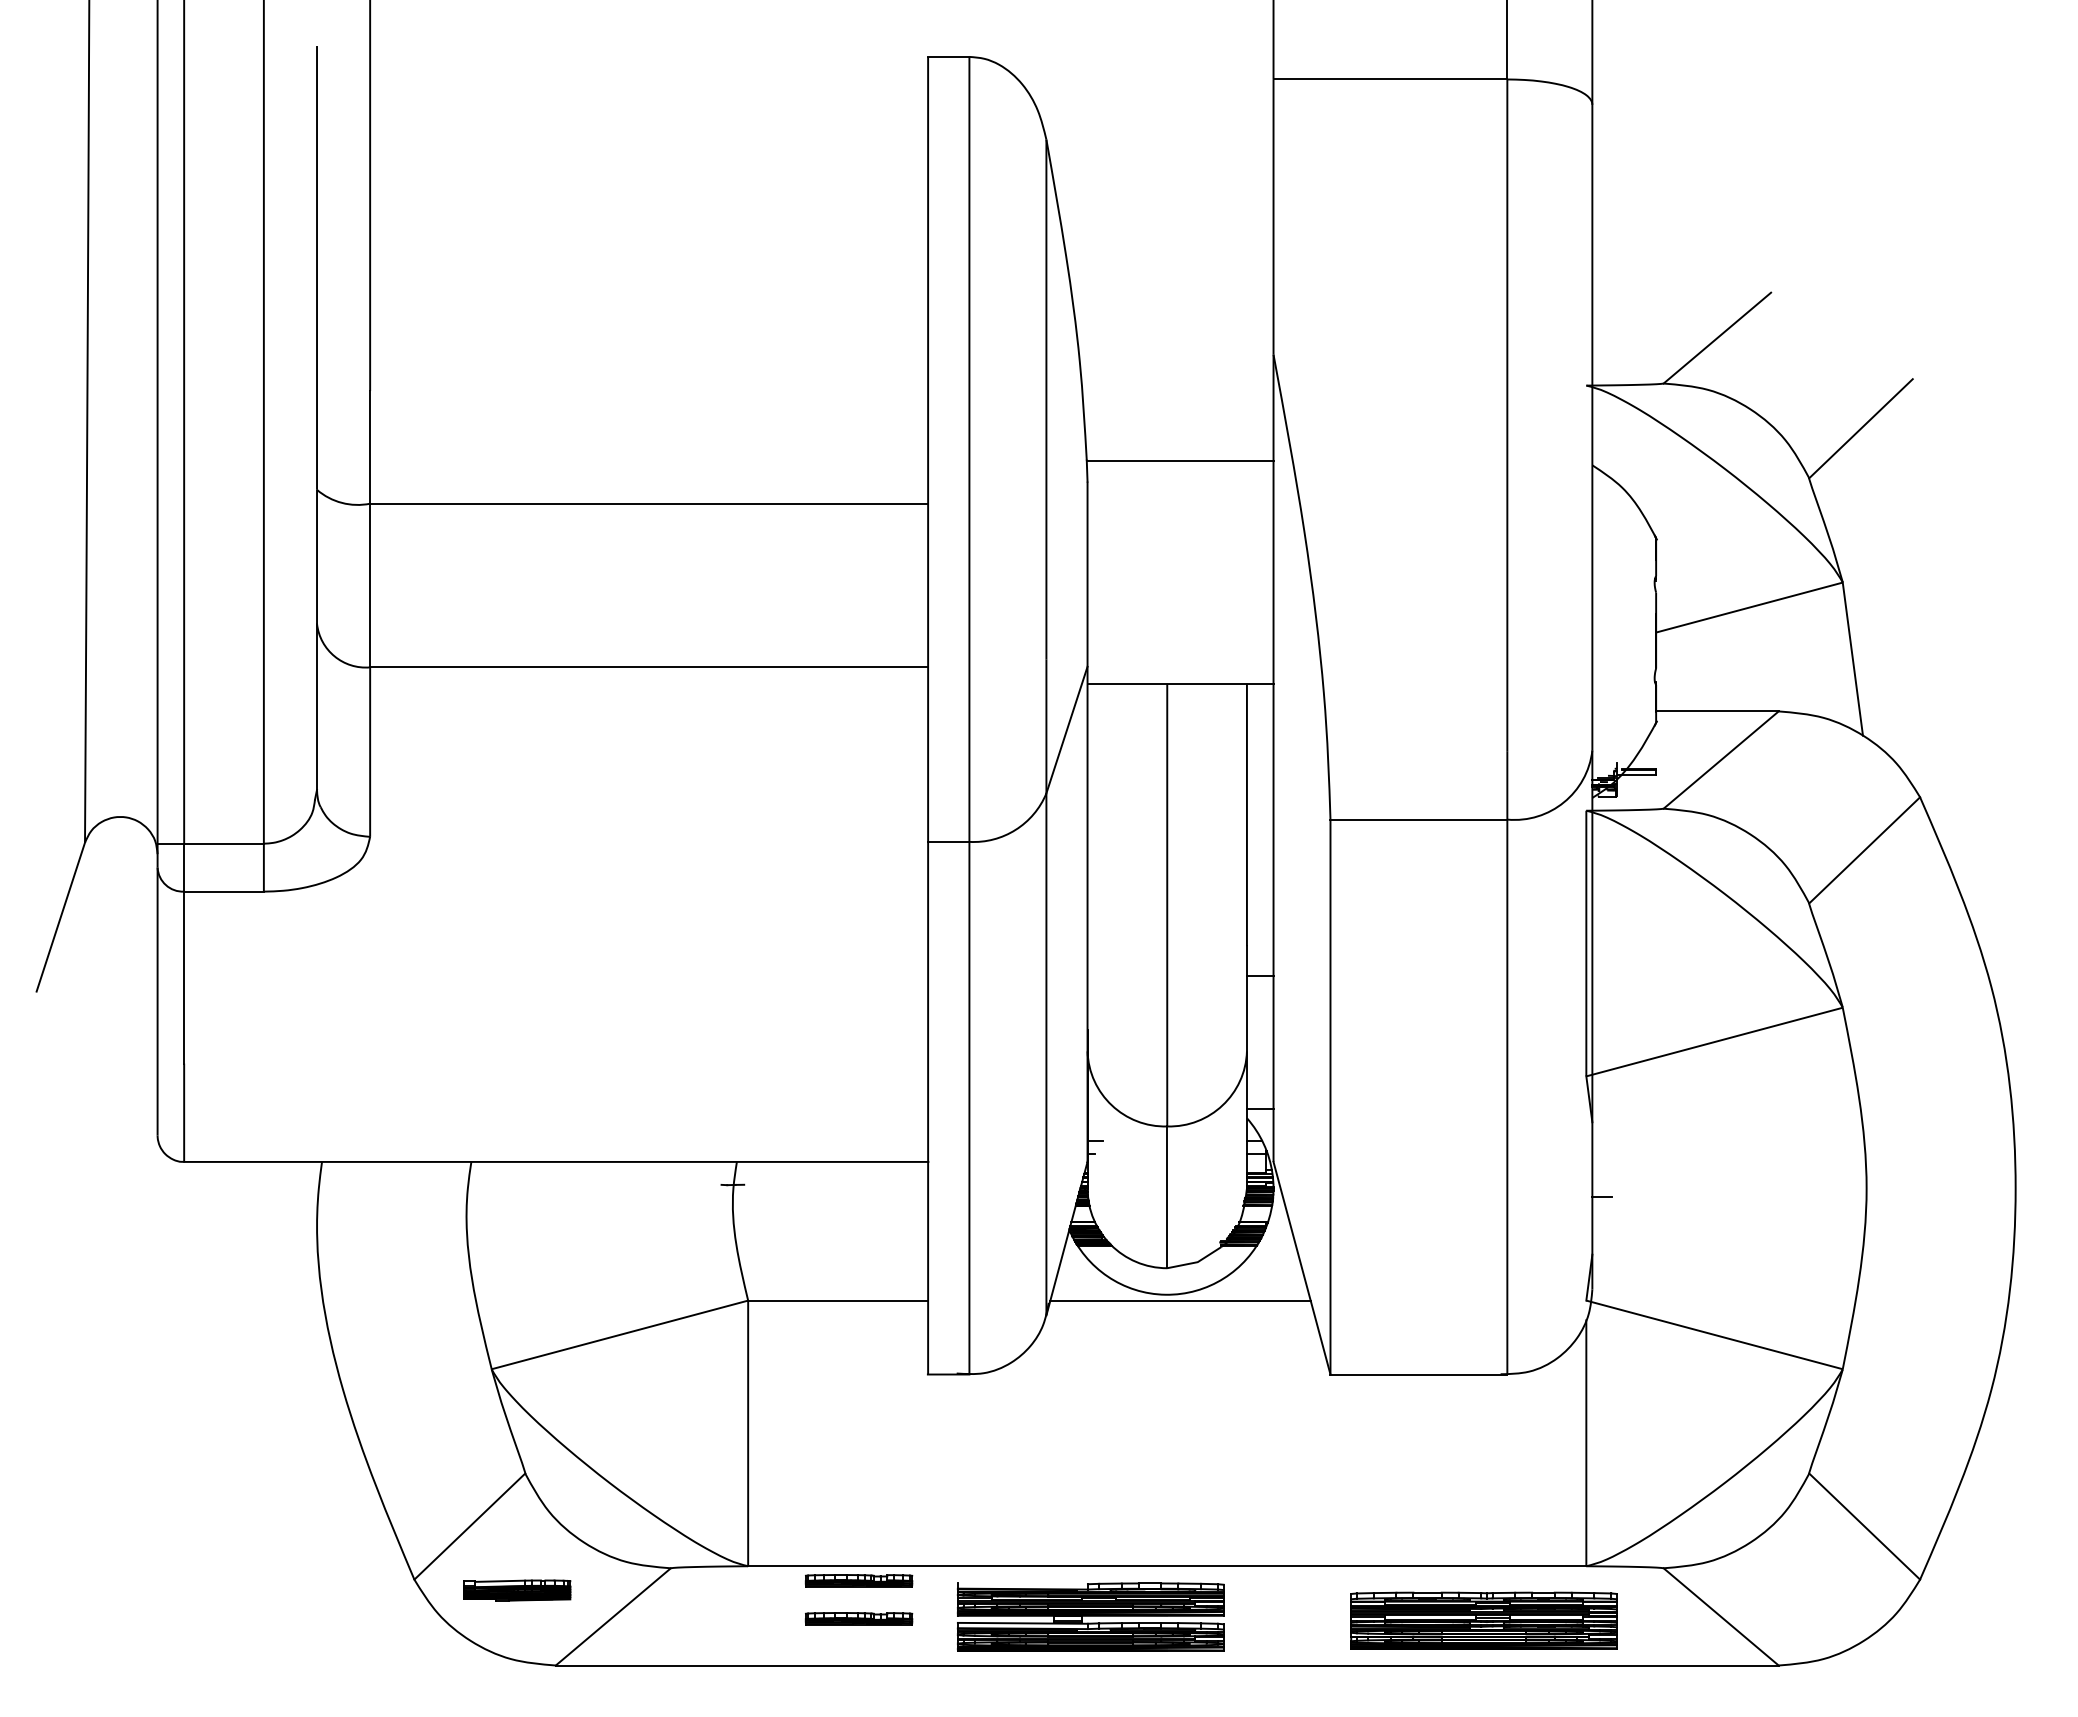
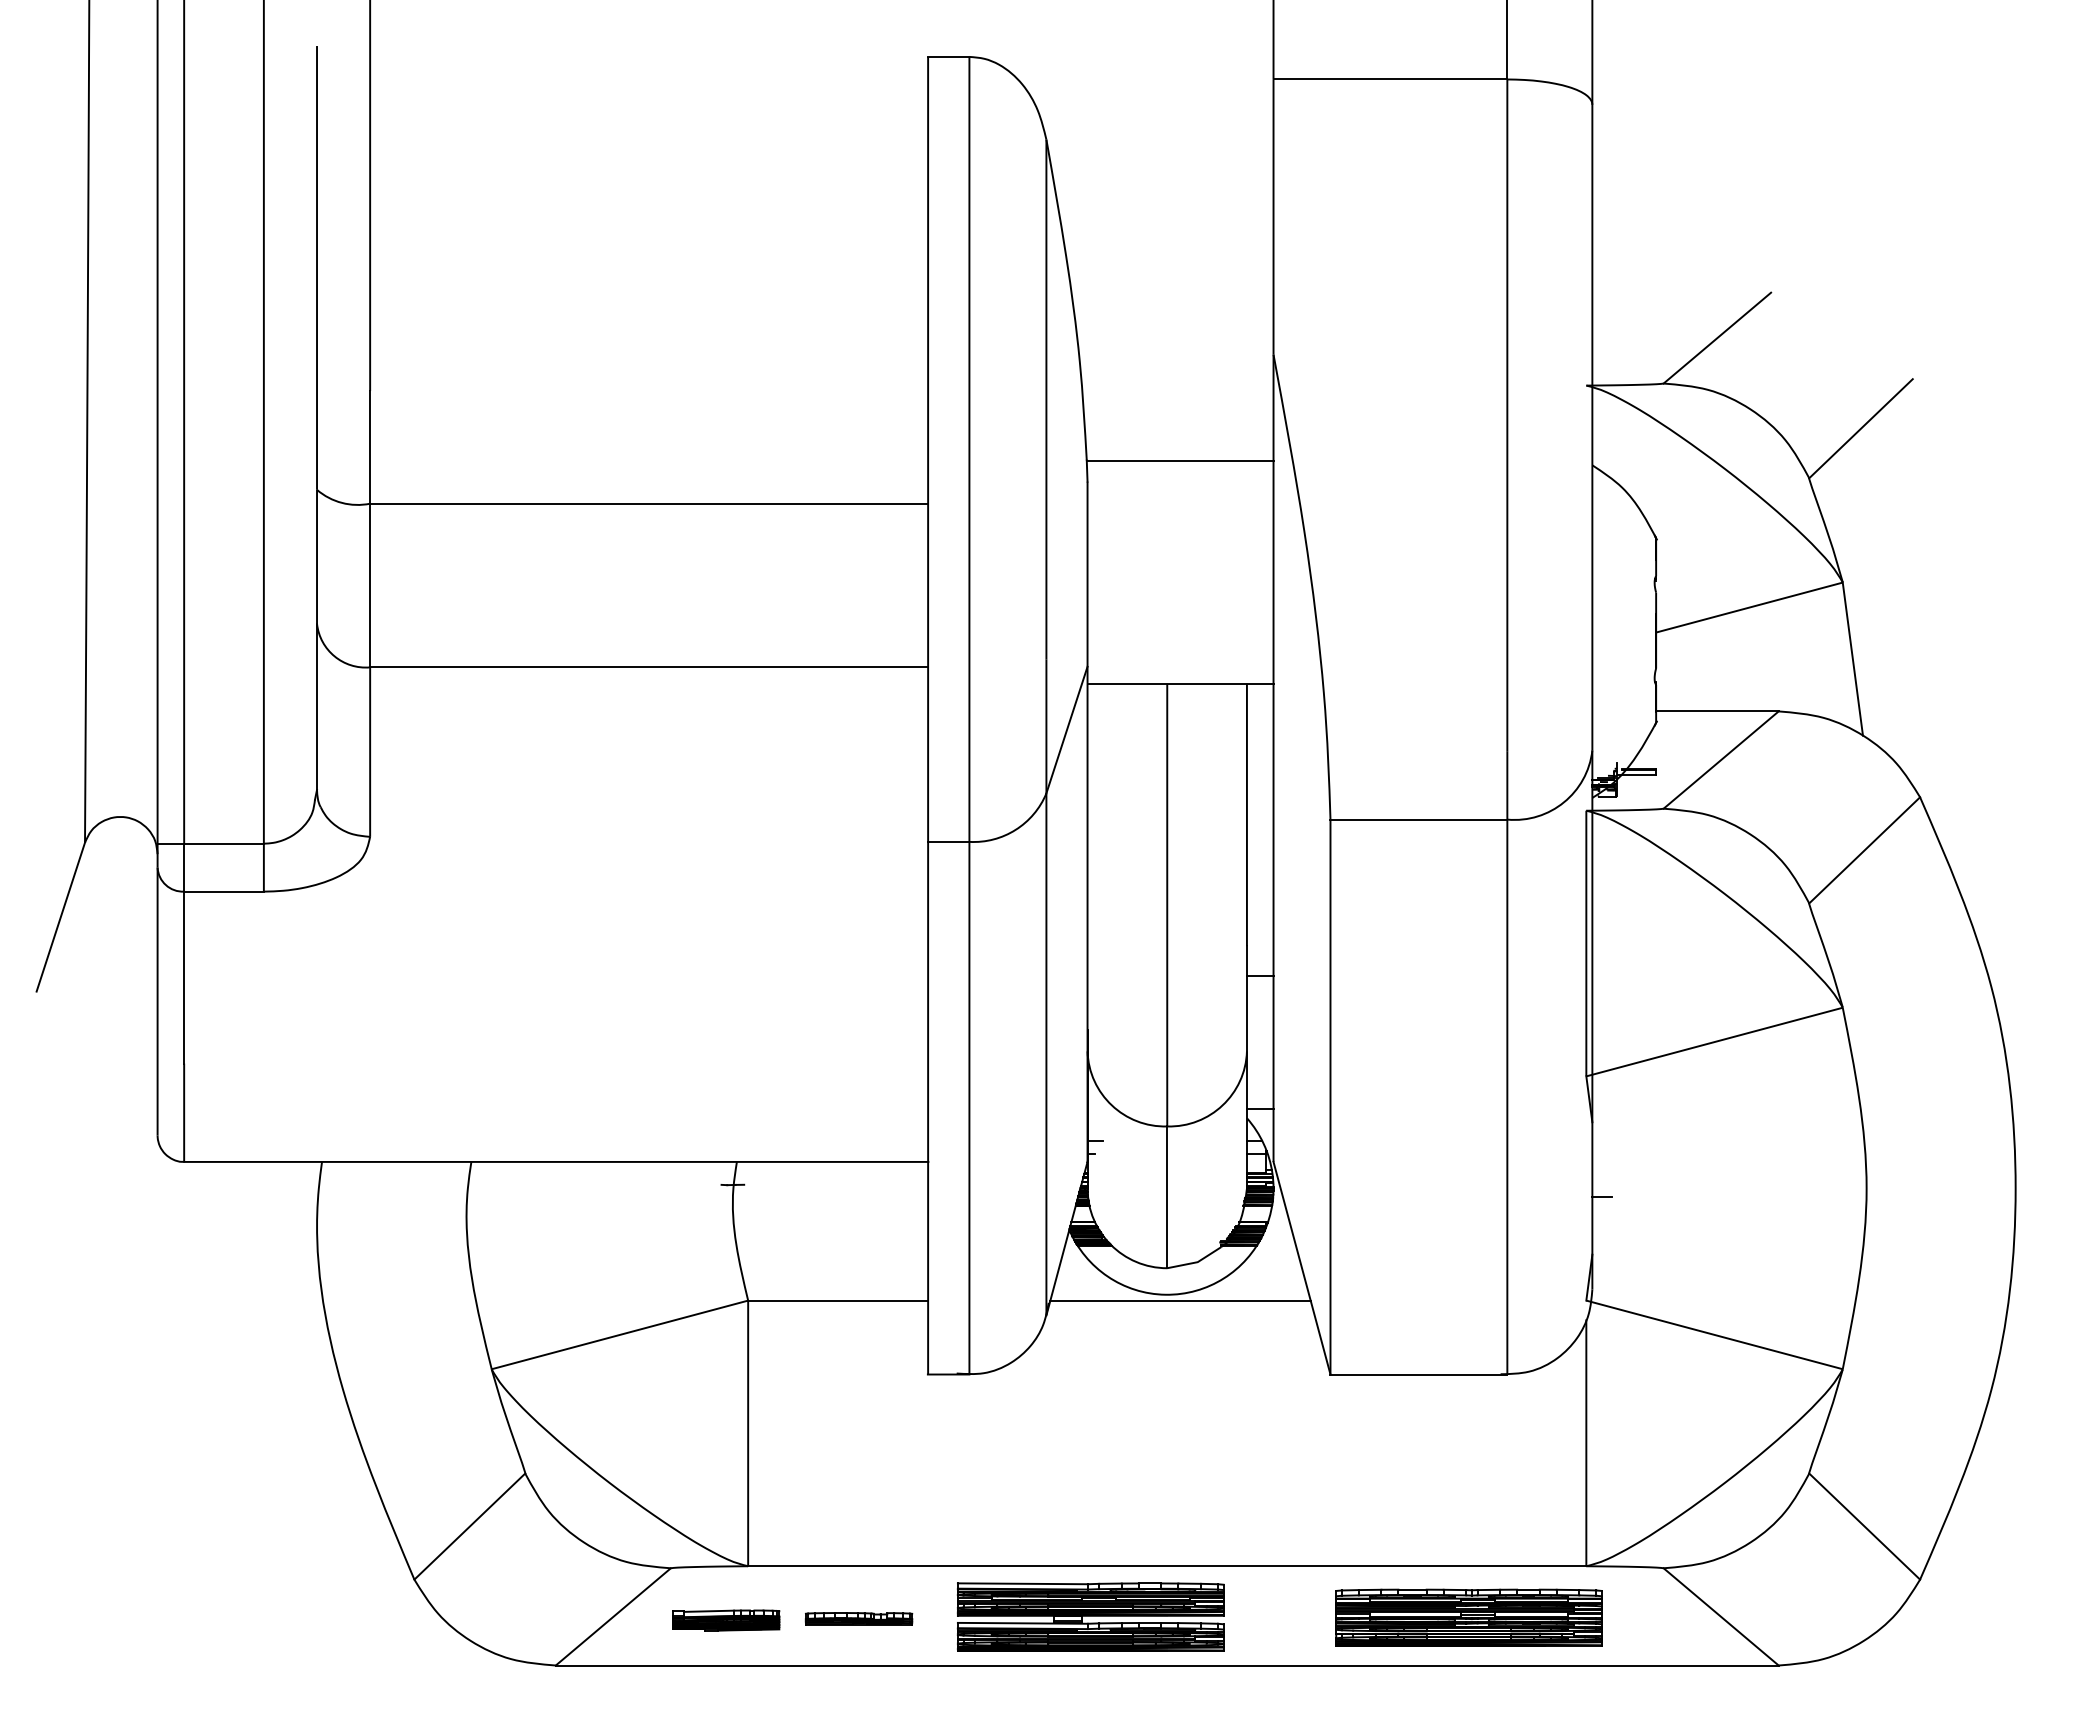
part: present -> none (858, 1580)
line: none -> present (1022, 1583)
part position: (517, 1590) -> (726, 1620) (726, 1620)
part position: (1483, 1620) -> (1468, 1617) (1468, 1617)
